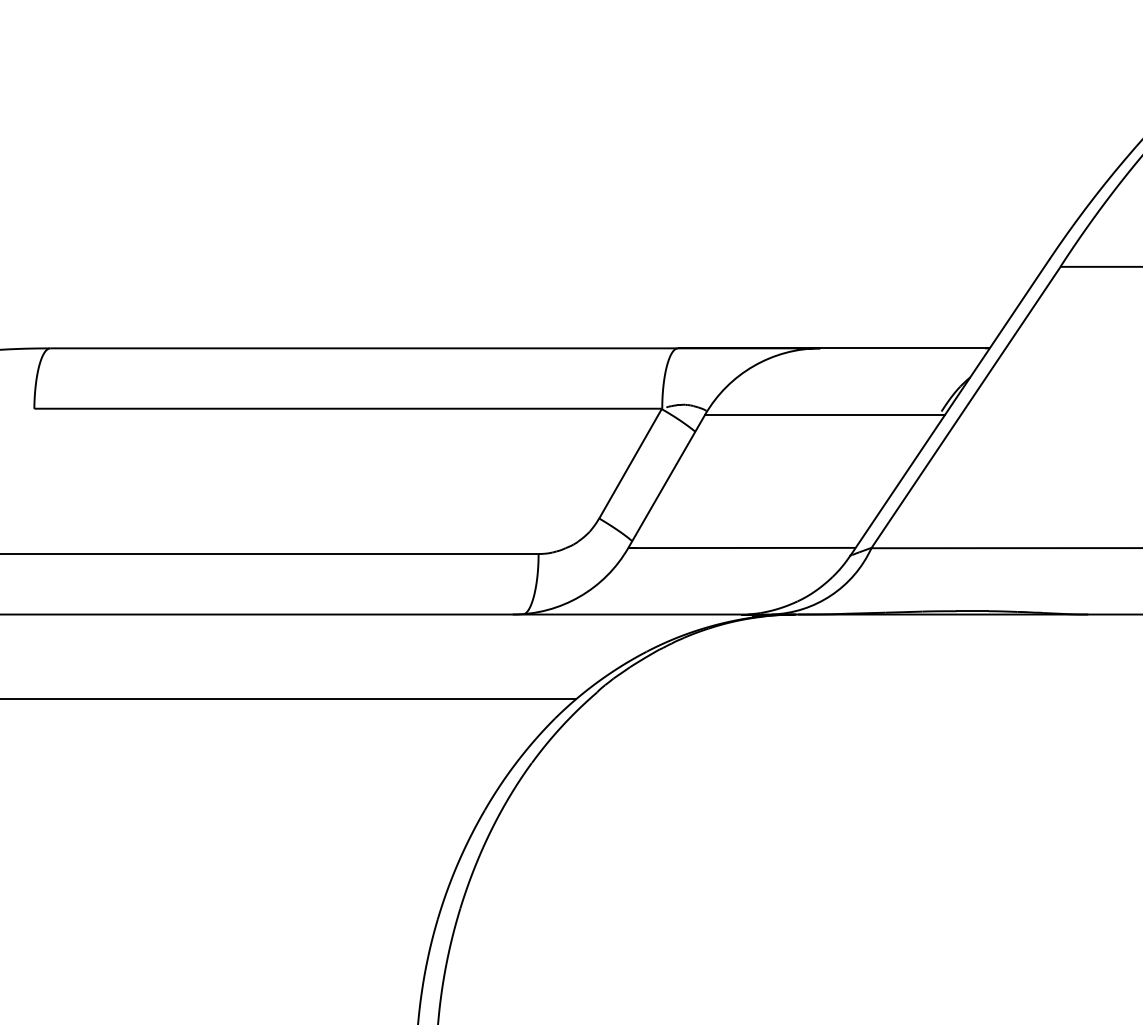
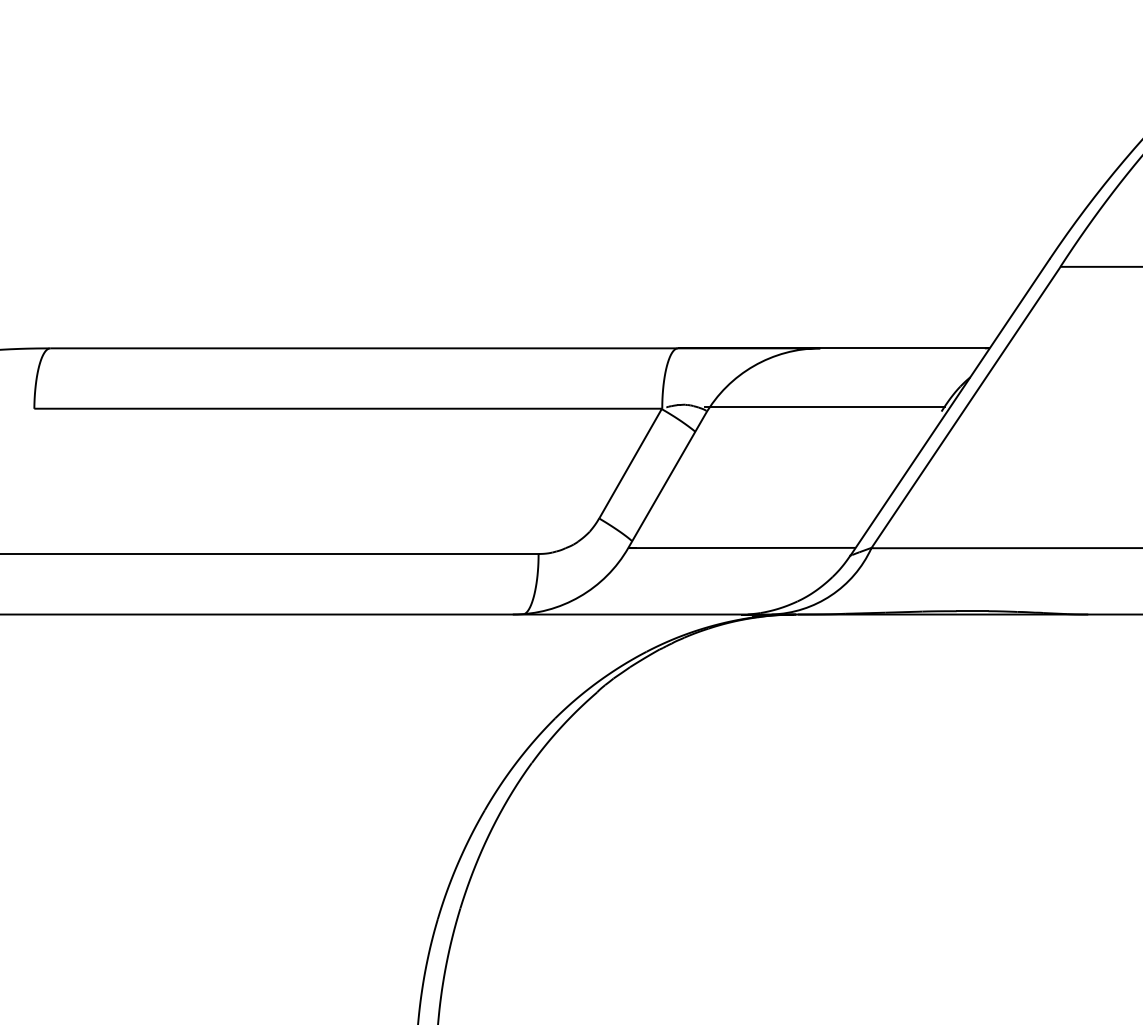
line position: (824, 414) -> (824, 406) (824, 406)
line: present -> none (289, 699)
